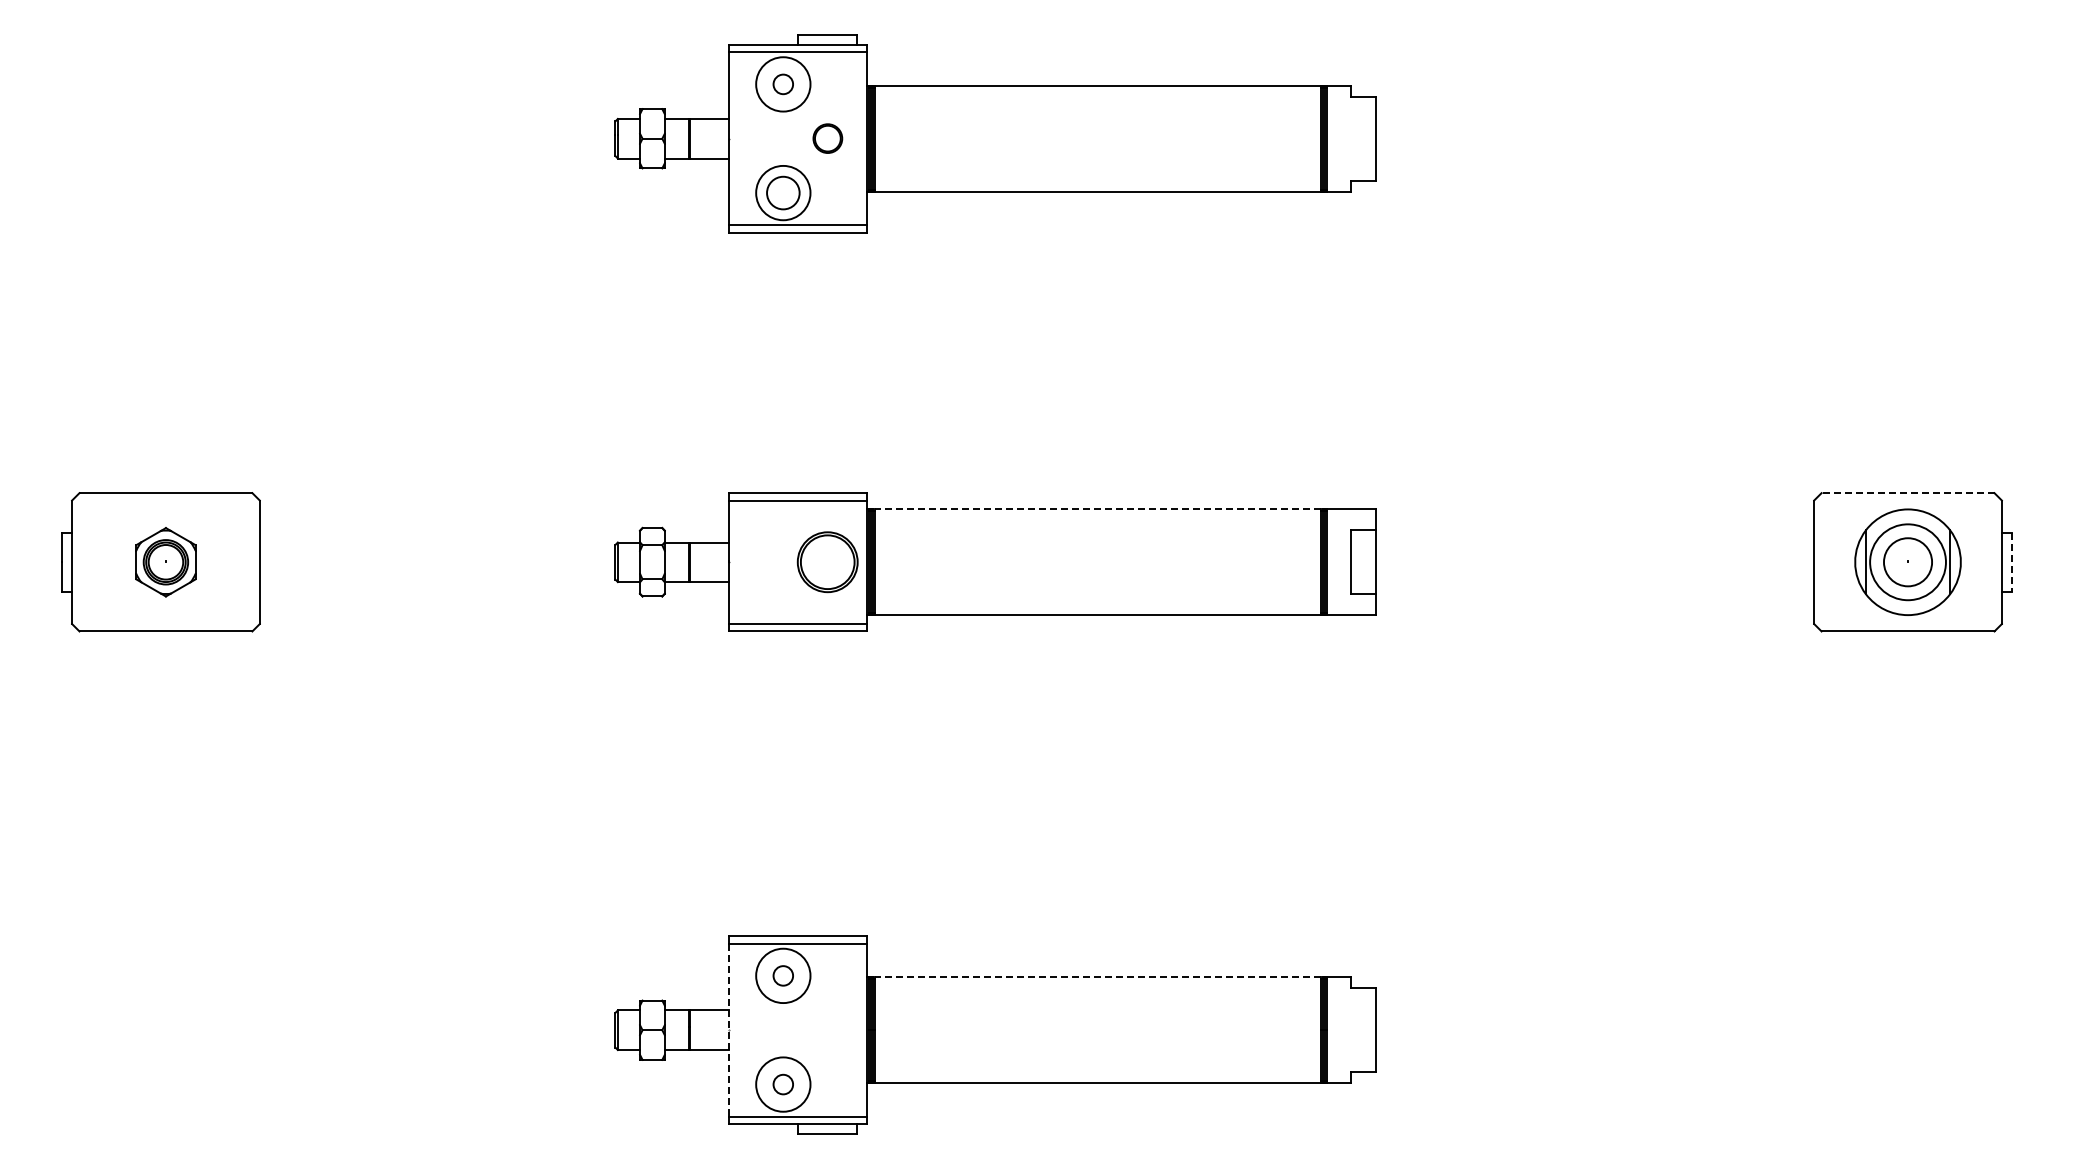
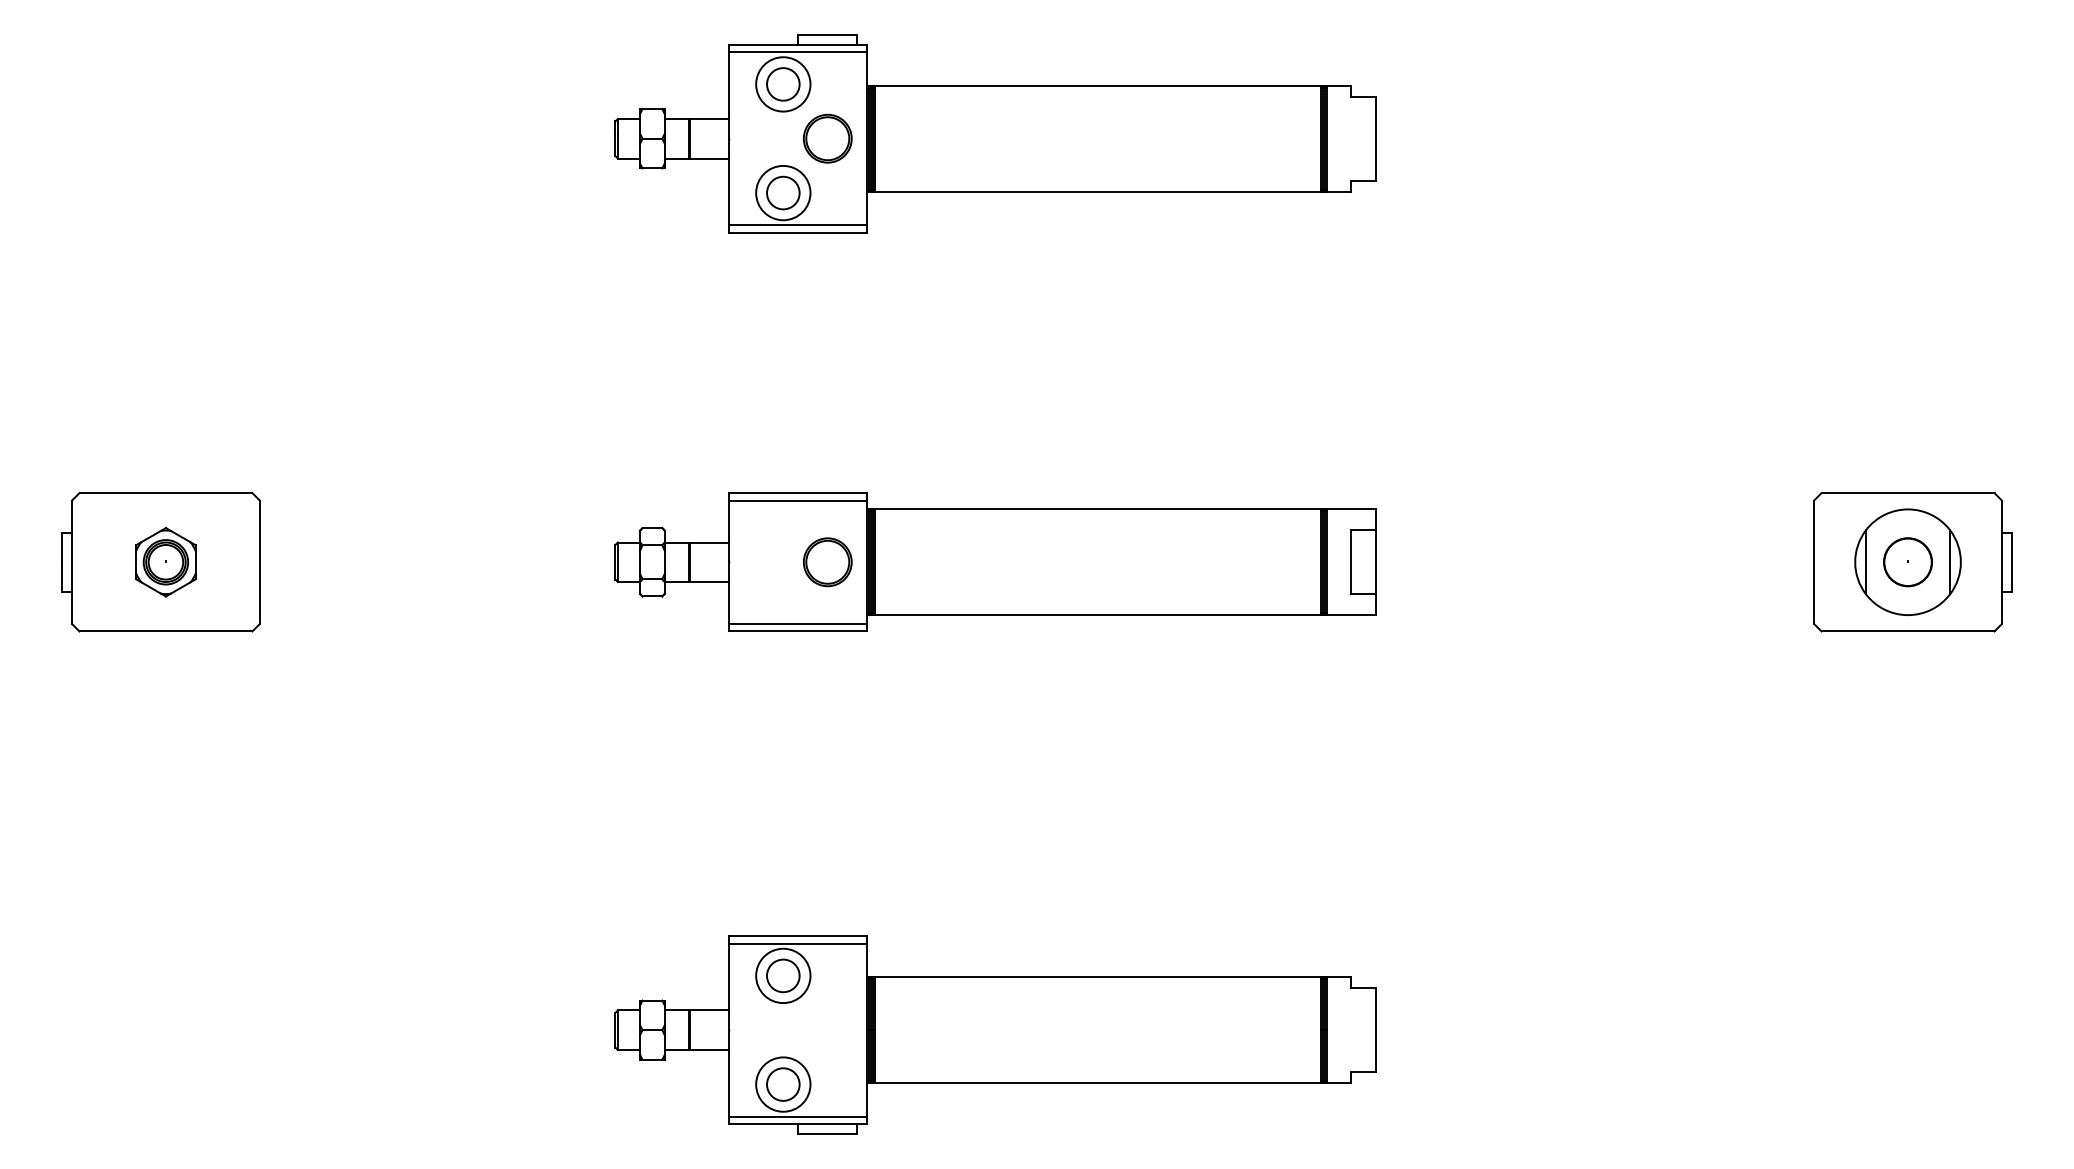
circle diameter: 20 px -> 33 px (783, 84)
part size: 32x31 px -> 50x51 px (827, 138)
line: dashed -> solid (1907, 493)
line: dashed -> solid (1098, 509)
part size: 63x63 px -> 50x51 px (827, 562)
circle diameter: 76 px -> 47 px (1907, 562)
line: dashed -> solid (2011, 562)
circle diameter: 20 px -> 33 px (783, 975)
line: dashed -> solid (1098, 977)
line: dashed -> solid (729, 1030)
circle diameter: 20 px -> 33 px (783, 1084)
